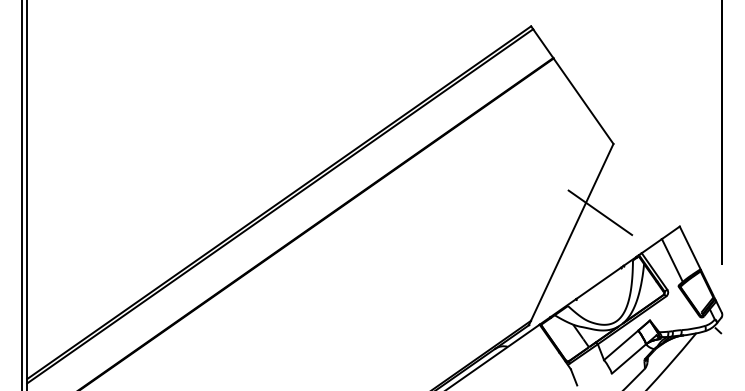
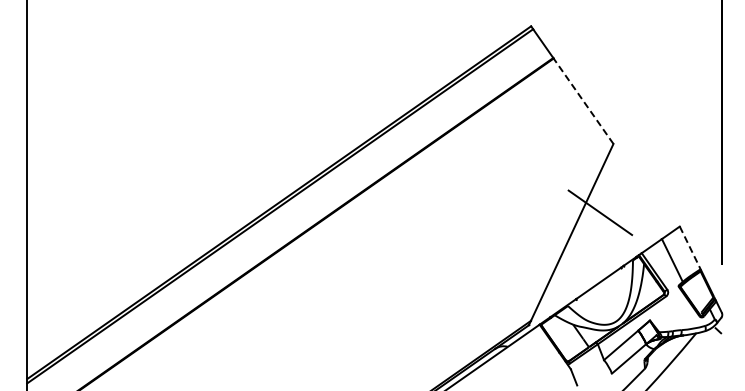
line: solid -> dashed (583, 100)
line: present -> none (22, 194)
line: solid -> dashed (690, 247)
